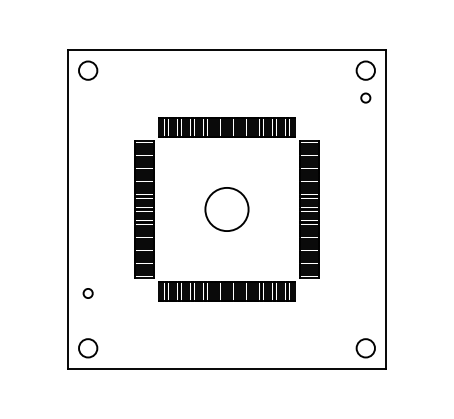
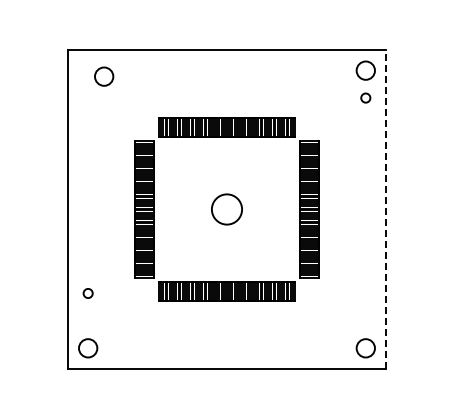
circle position: (88, 70) -> (104, 76) (104, 76)
circle diameter: 43 px -> 30 px (226, 209)
line: solid -> dashed (386, 209)
